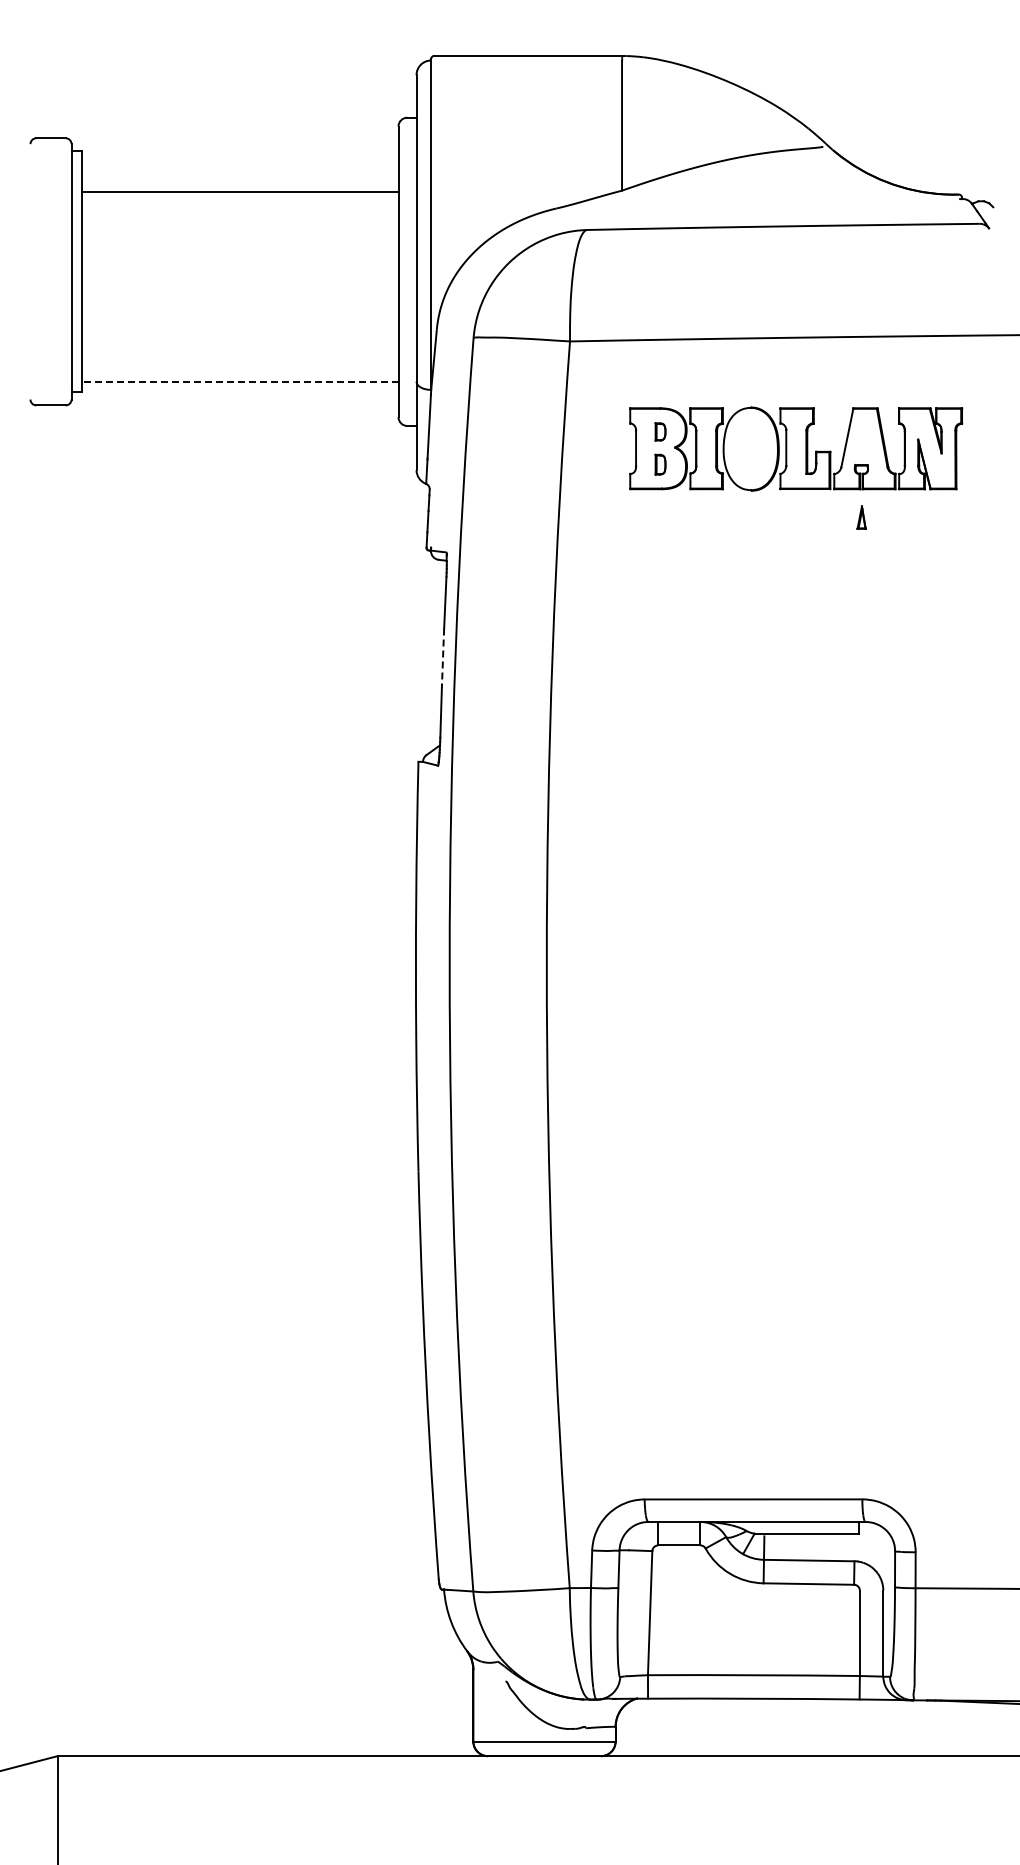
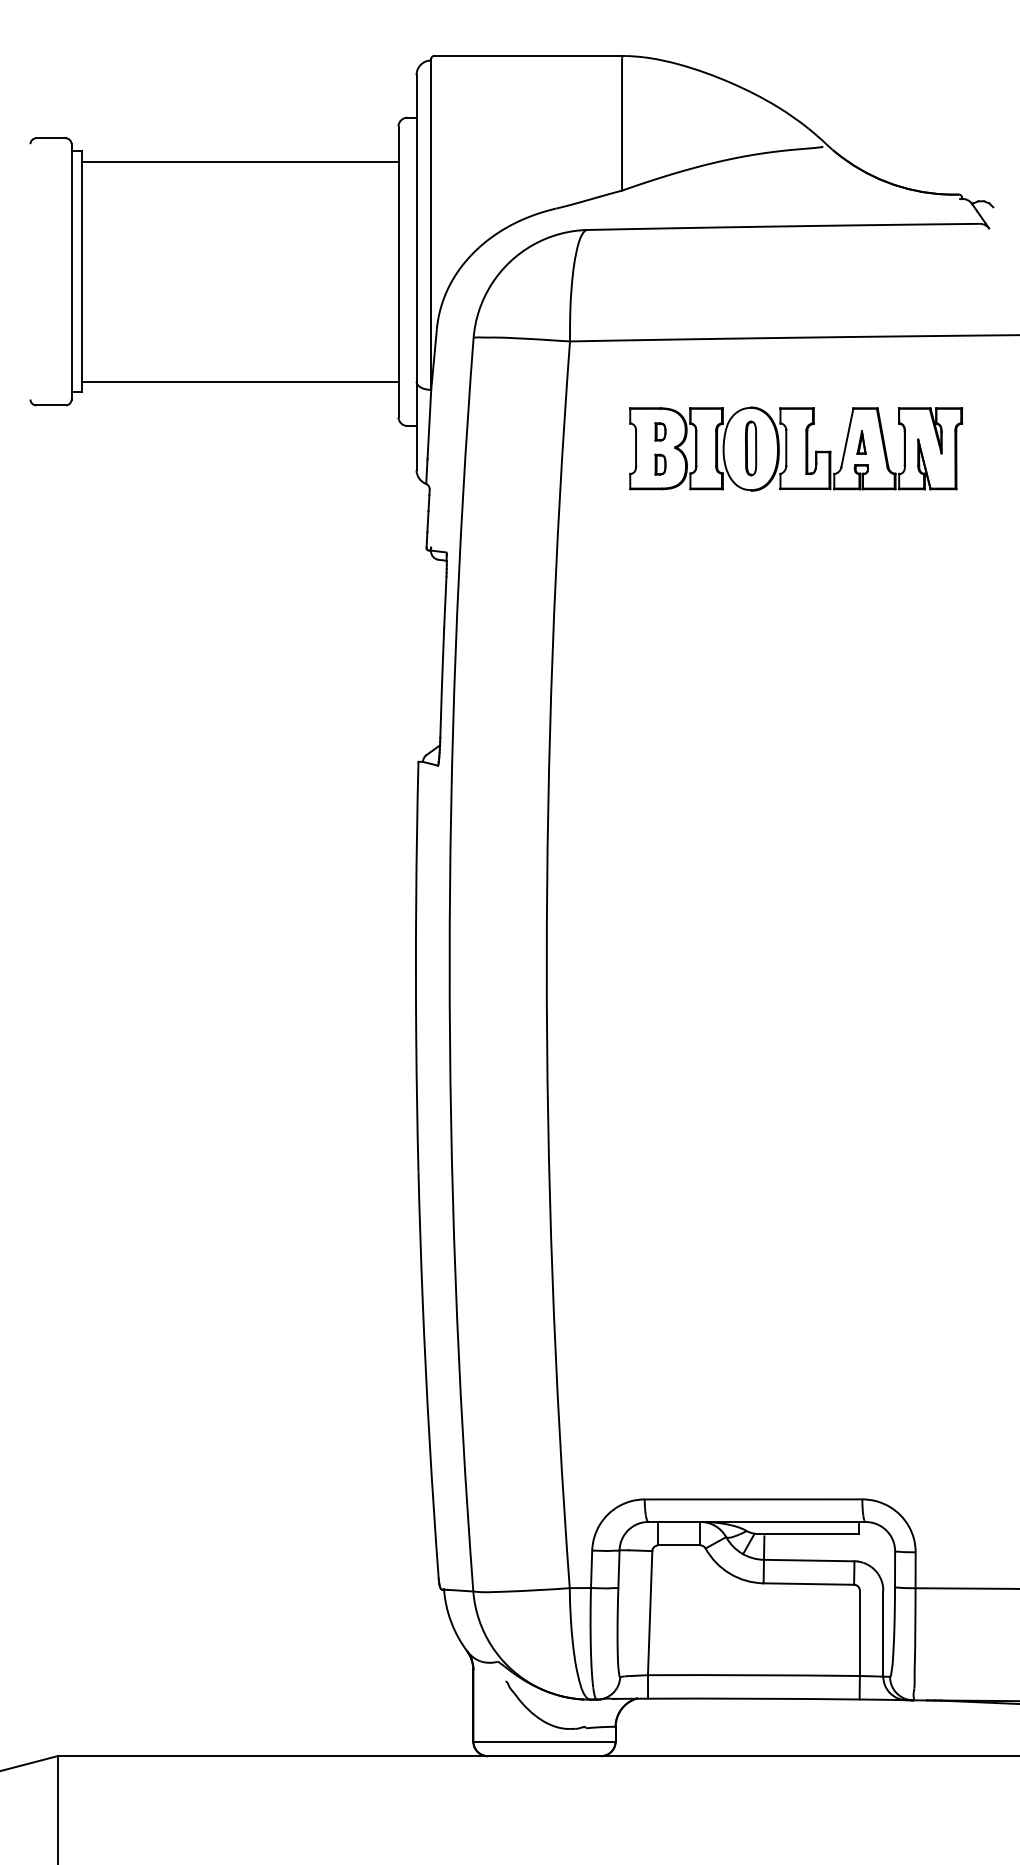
line position: (239, 191) -> (239, 161) (239, 161)
line: dashed -> solid (239, 381)
part: none -> present (751, 448)
part position: (861, 517) -> (861, 442) (861, 442)
line: dashed -> solid (443, 657)
